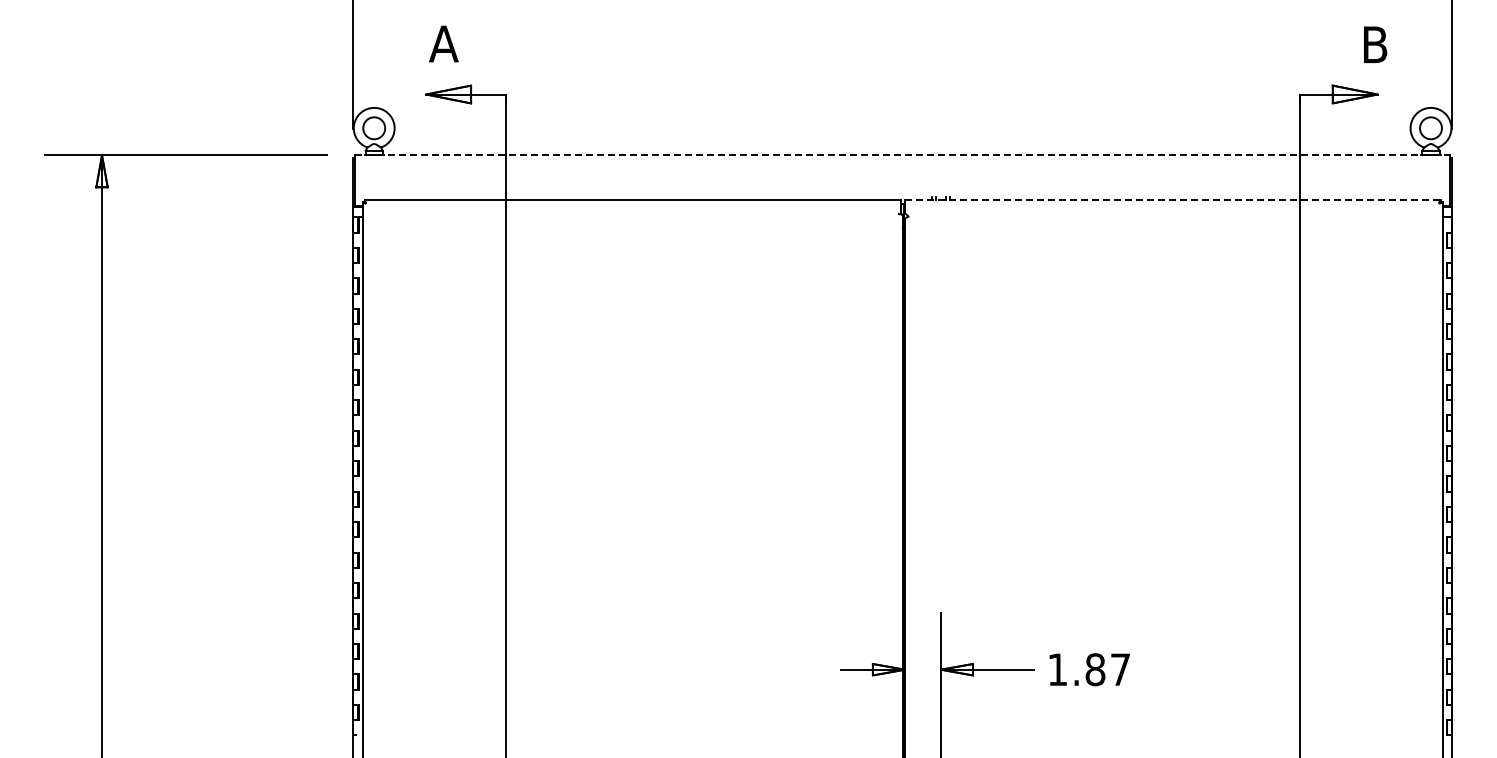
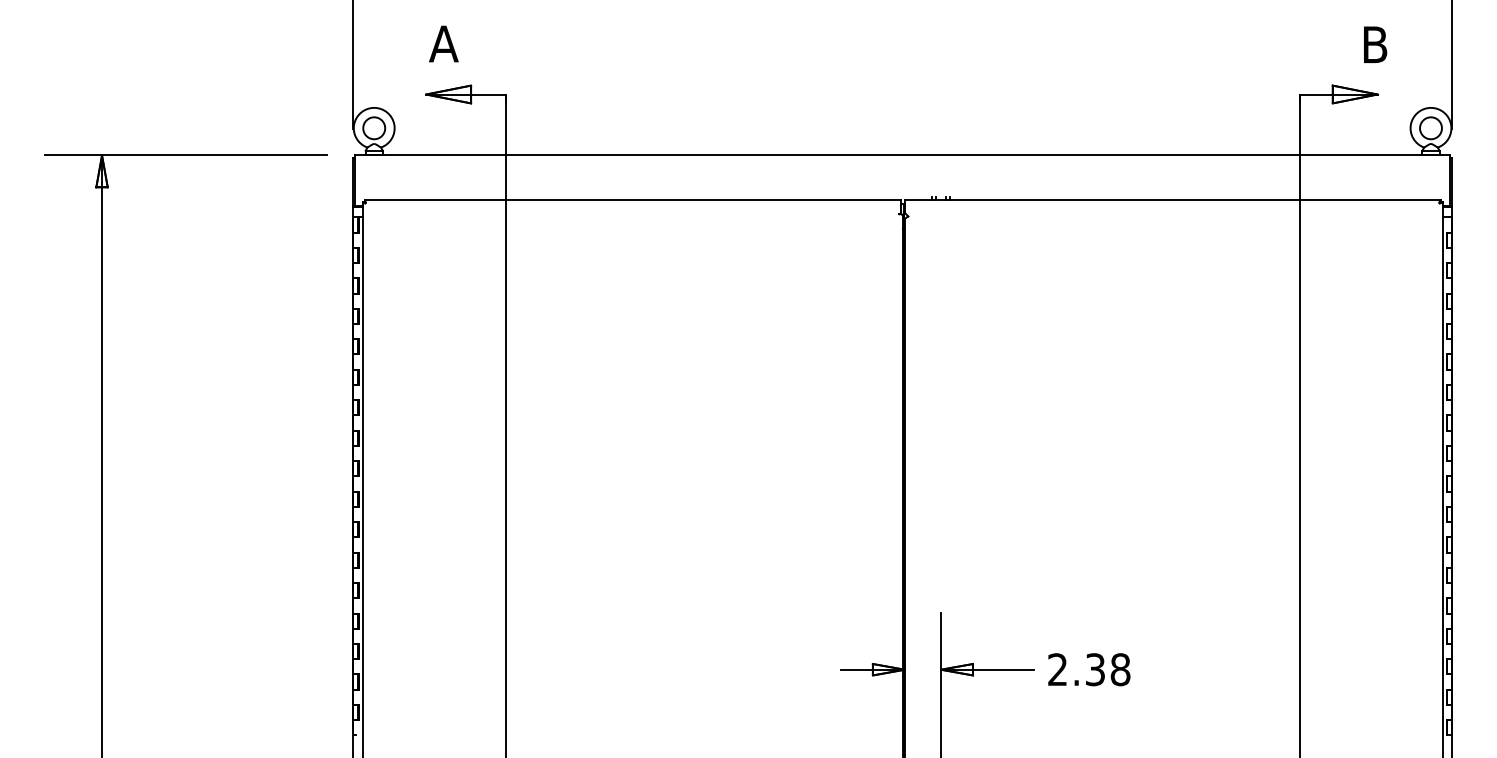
line: dashed -> solid (903, 155)
line: dashed -> solid (1172, 200)
text: 1.87 -> 2.38 (1089, 669)
